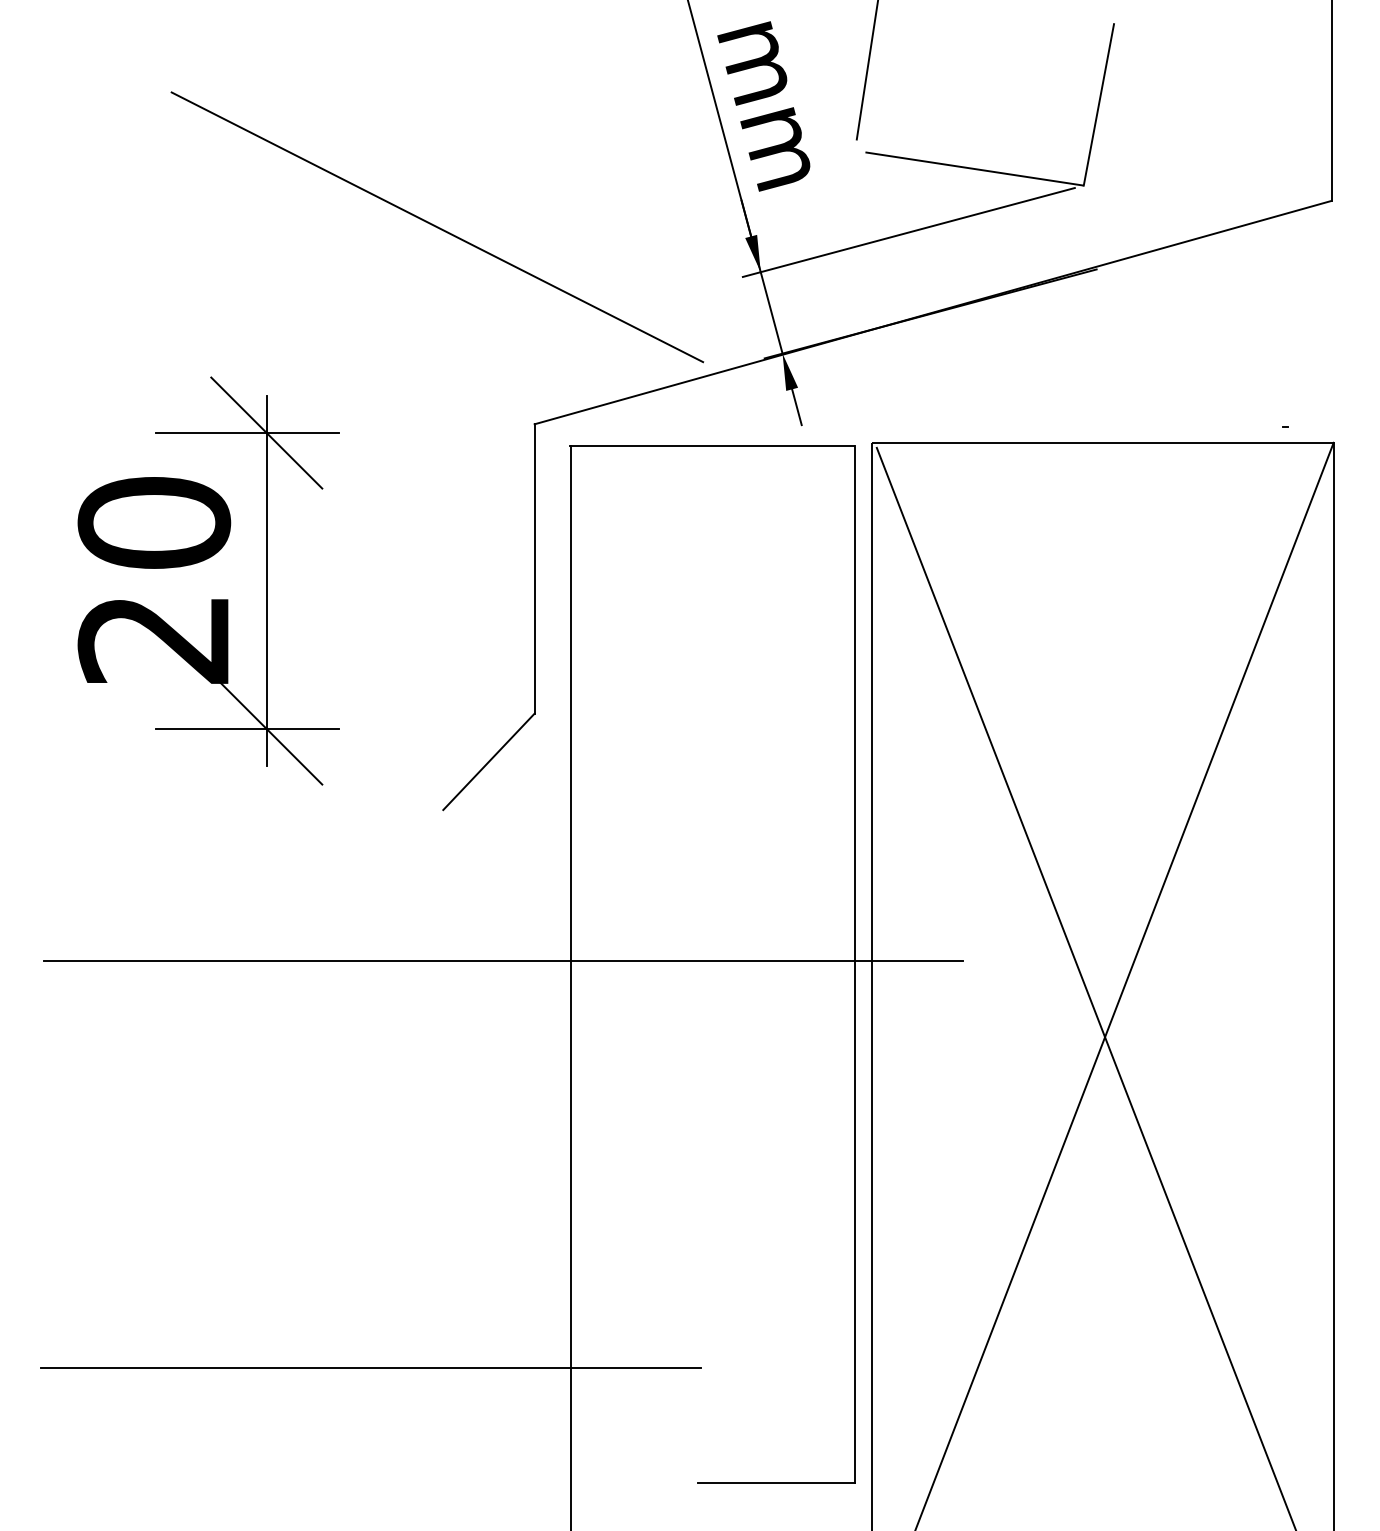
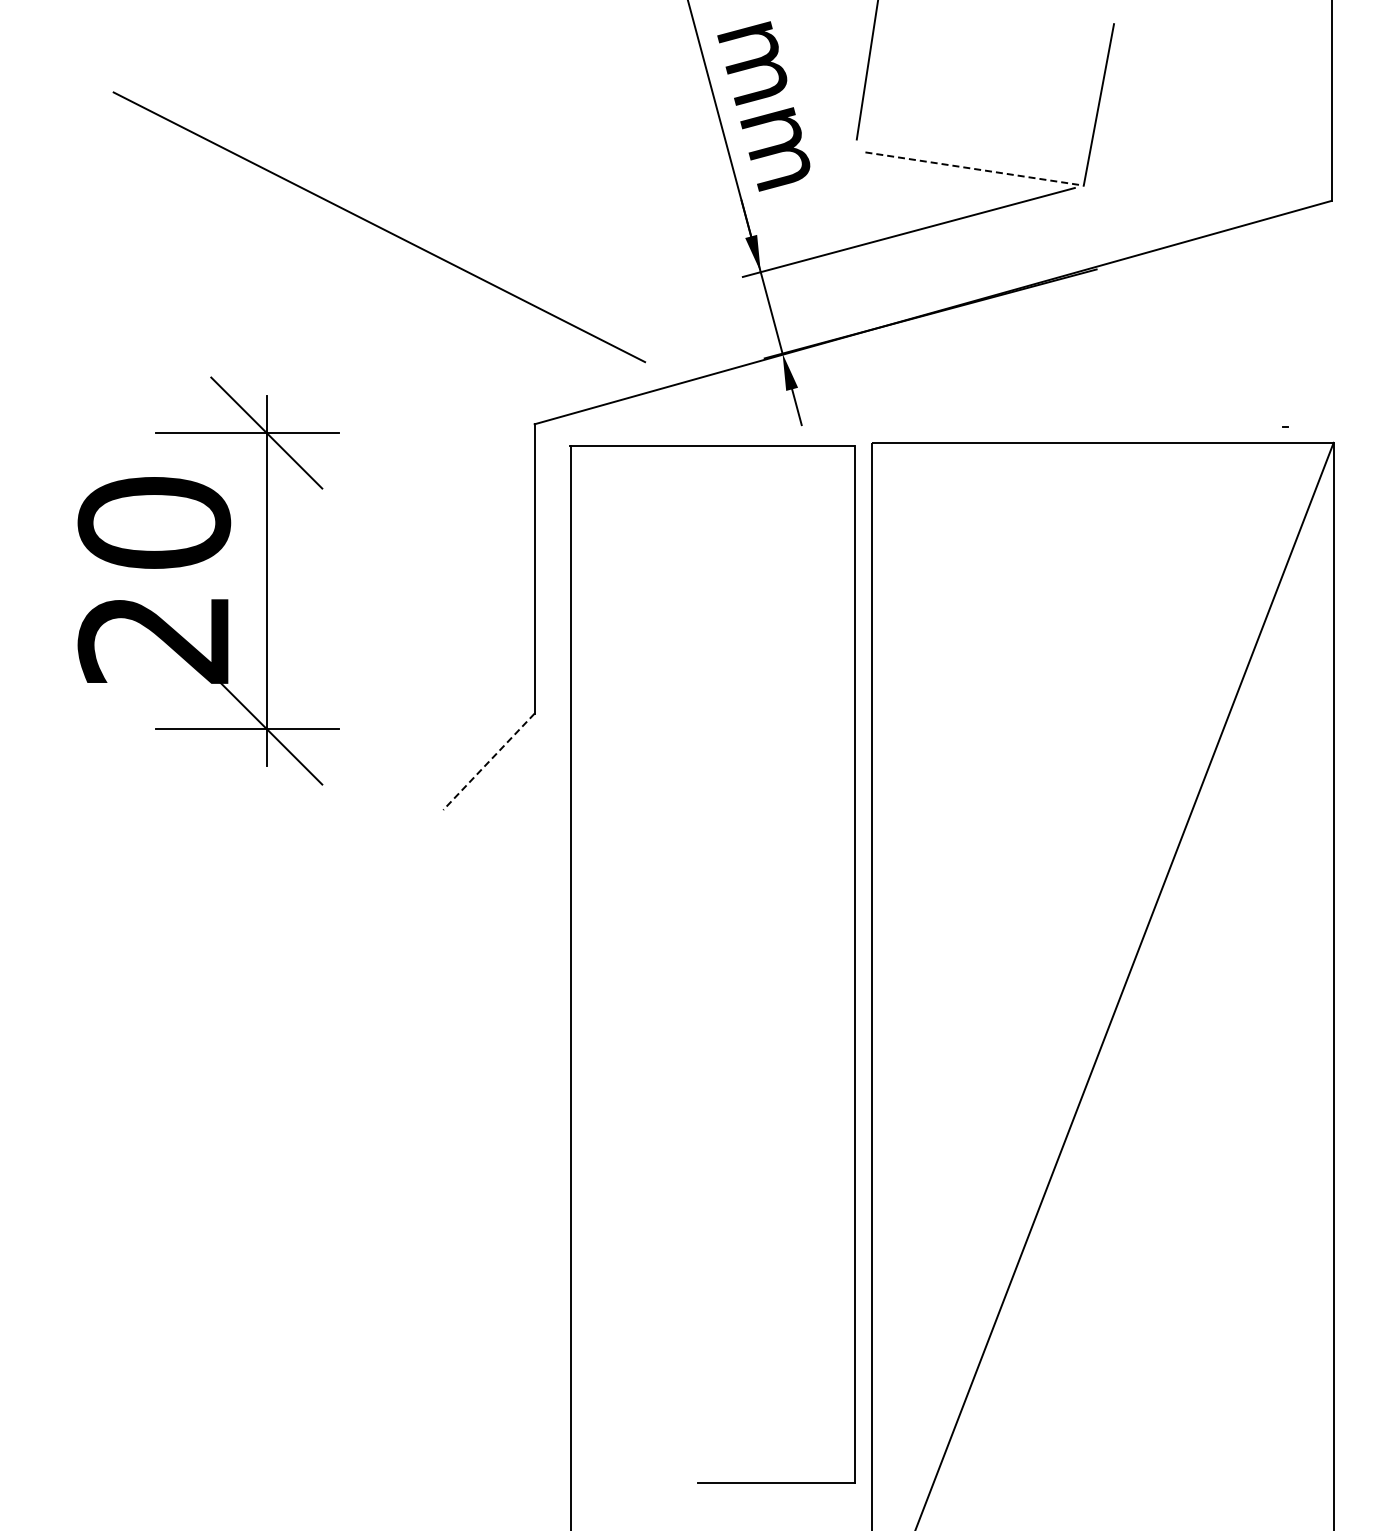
line: solid -> dashed (975, 169)
line position: (437, 227) -> (379, 227) (379, 227)
line: solid -> dashed (488, 762)
line: present -> none (503, 960)
line: present -> none (1085, 987)
line: present -> none (371, 1367)
